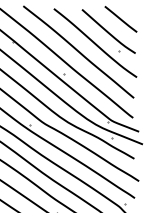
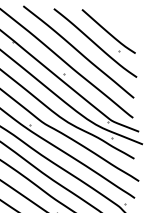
line: present -> none (120, 19)
